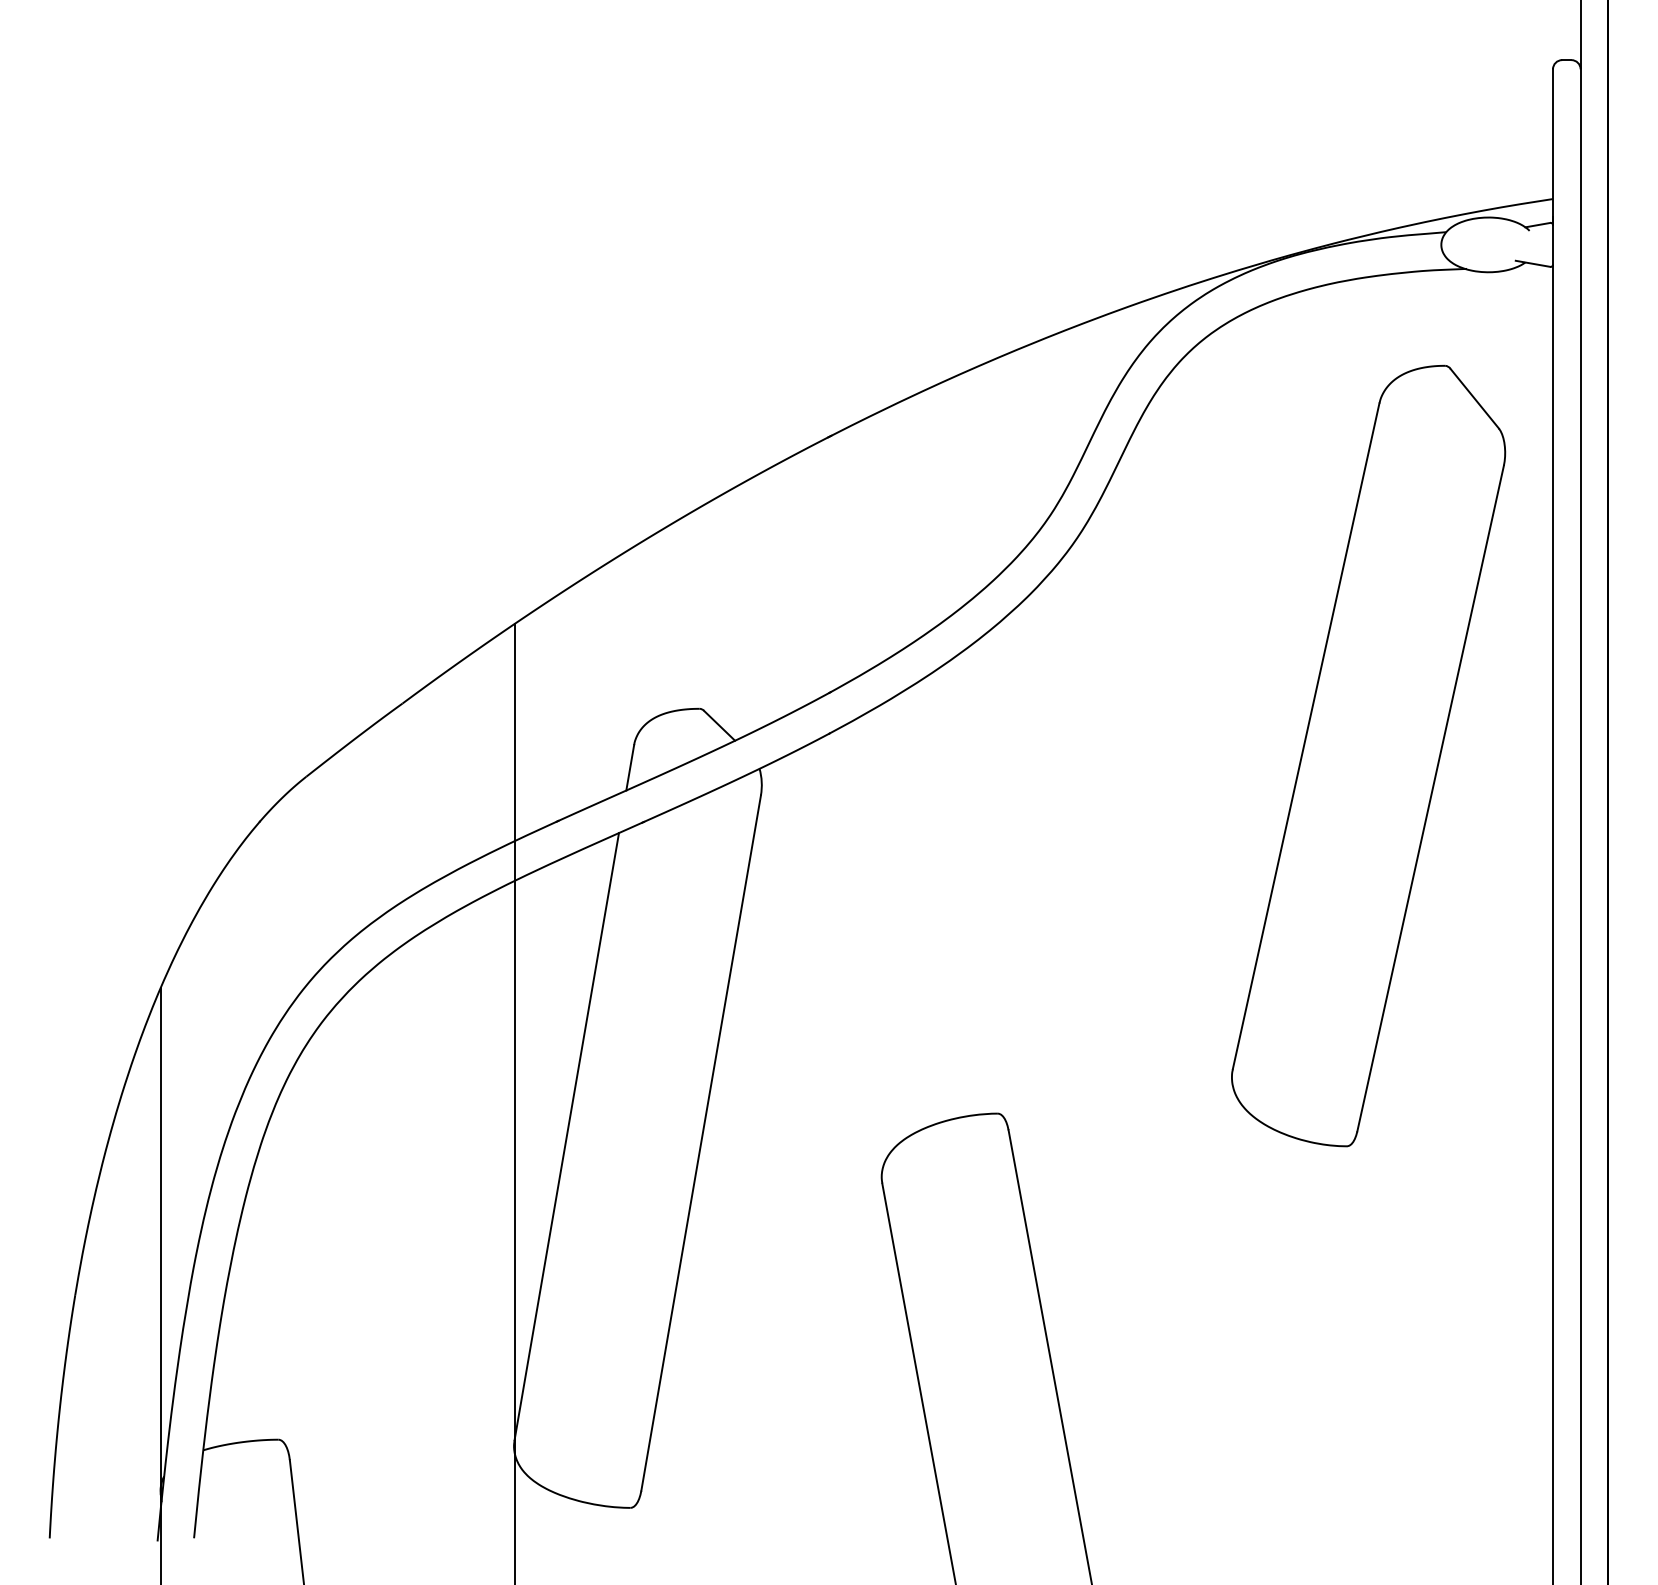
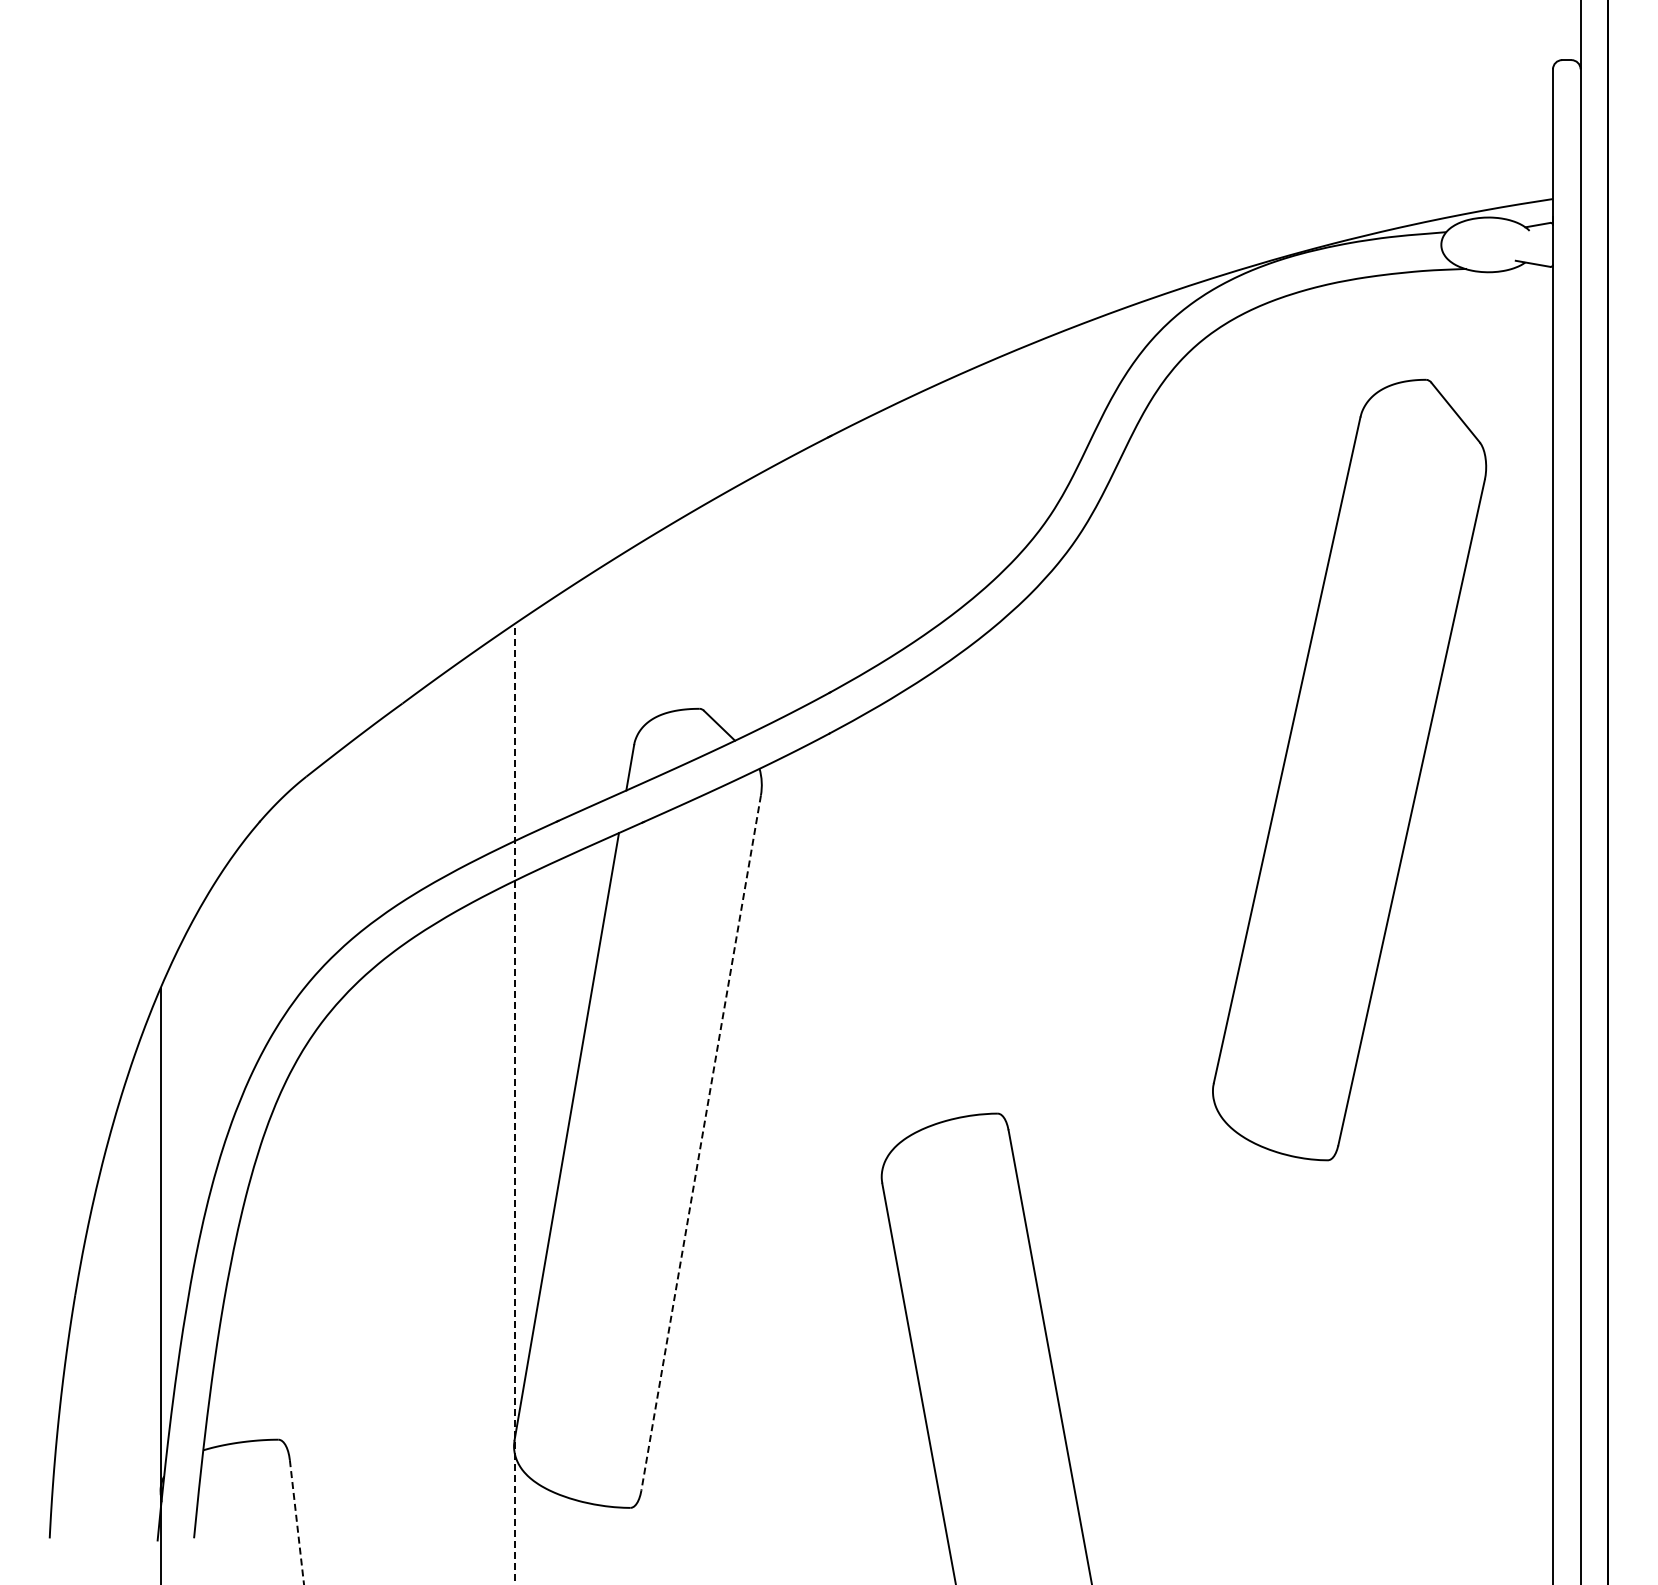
part position: (1368, 755) -> (1349, 769) (1349, 769)
line: solid -> dashed (514, 1103)
line: solid -> dashed (701, 1143)
line: solid -> dashed (297, 1522)
